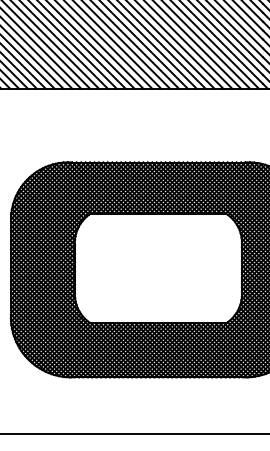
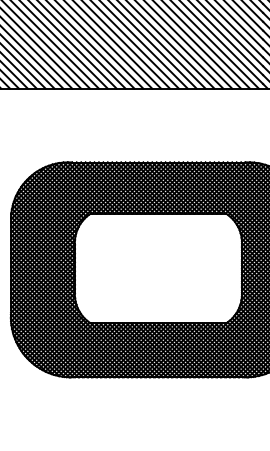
line: present -> none (134, 433)
